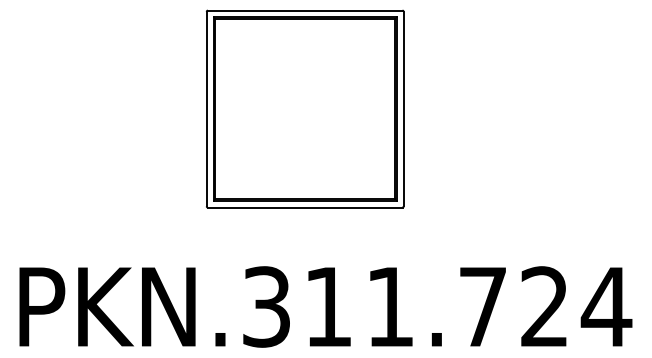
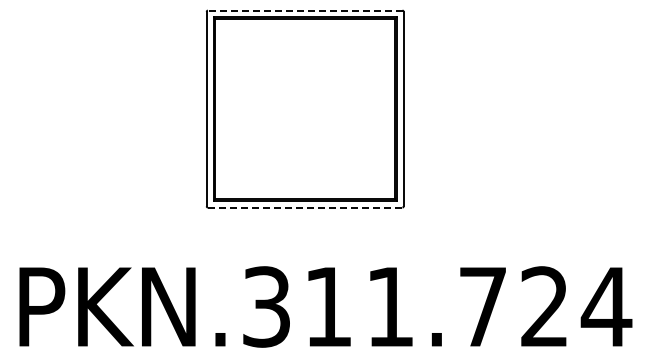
line: solid -> dashed (304, 10)
line: solid -> dashed (305, 207)
